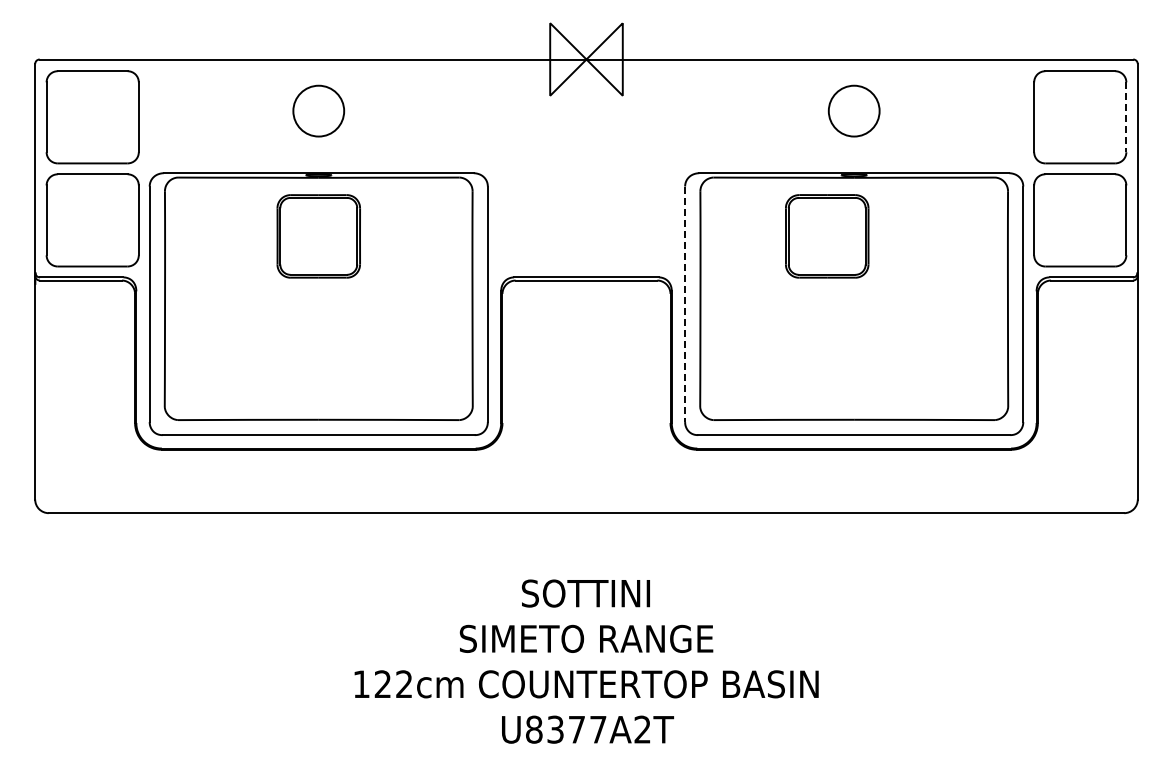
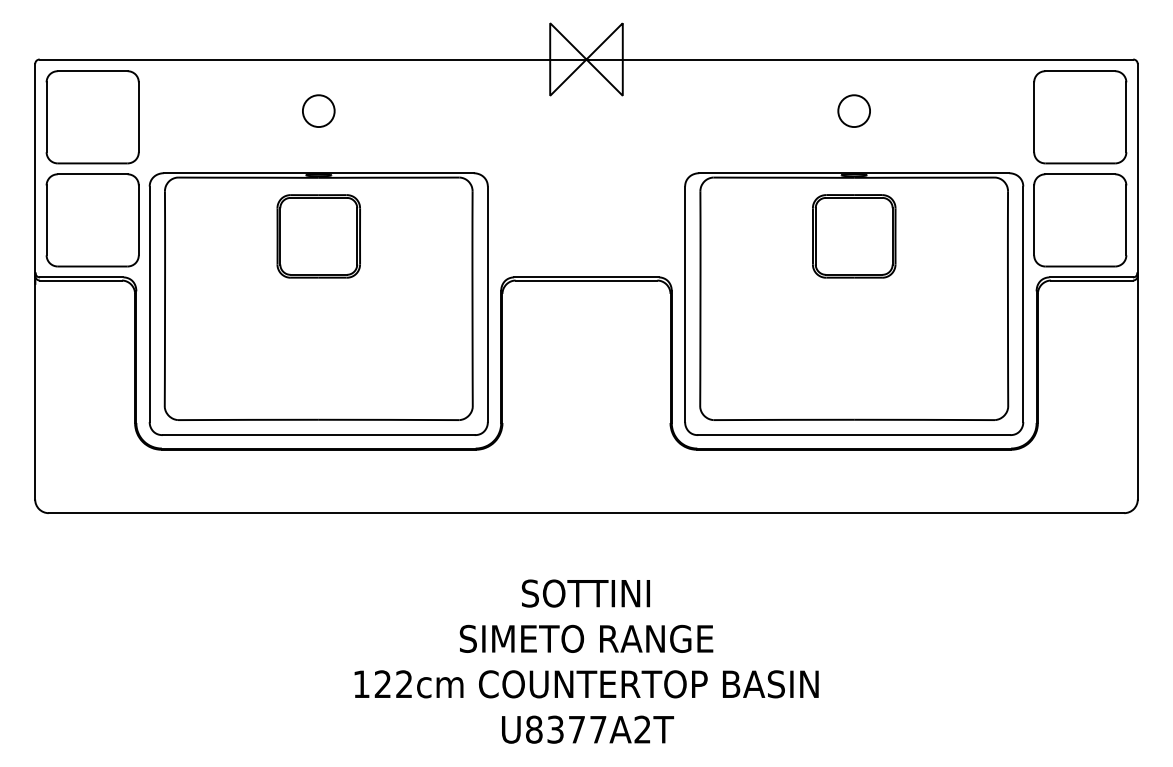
circle diameter: 51 px -> 32 px (318, 111)
circle diameter: 51 px -> 32 px (854, 111)
line: dashed -> solid (1126, 117)
part position: (827, 236) -> (854, 236) (854, 236)
line: dashed -> solid (685, 304)
